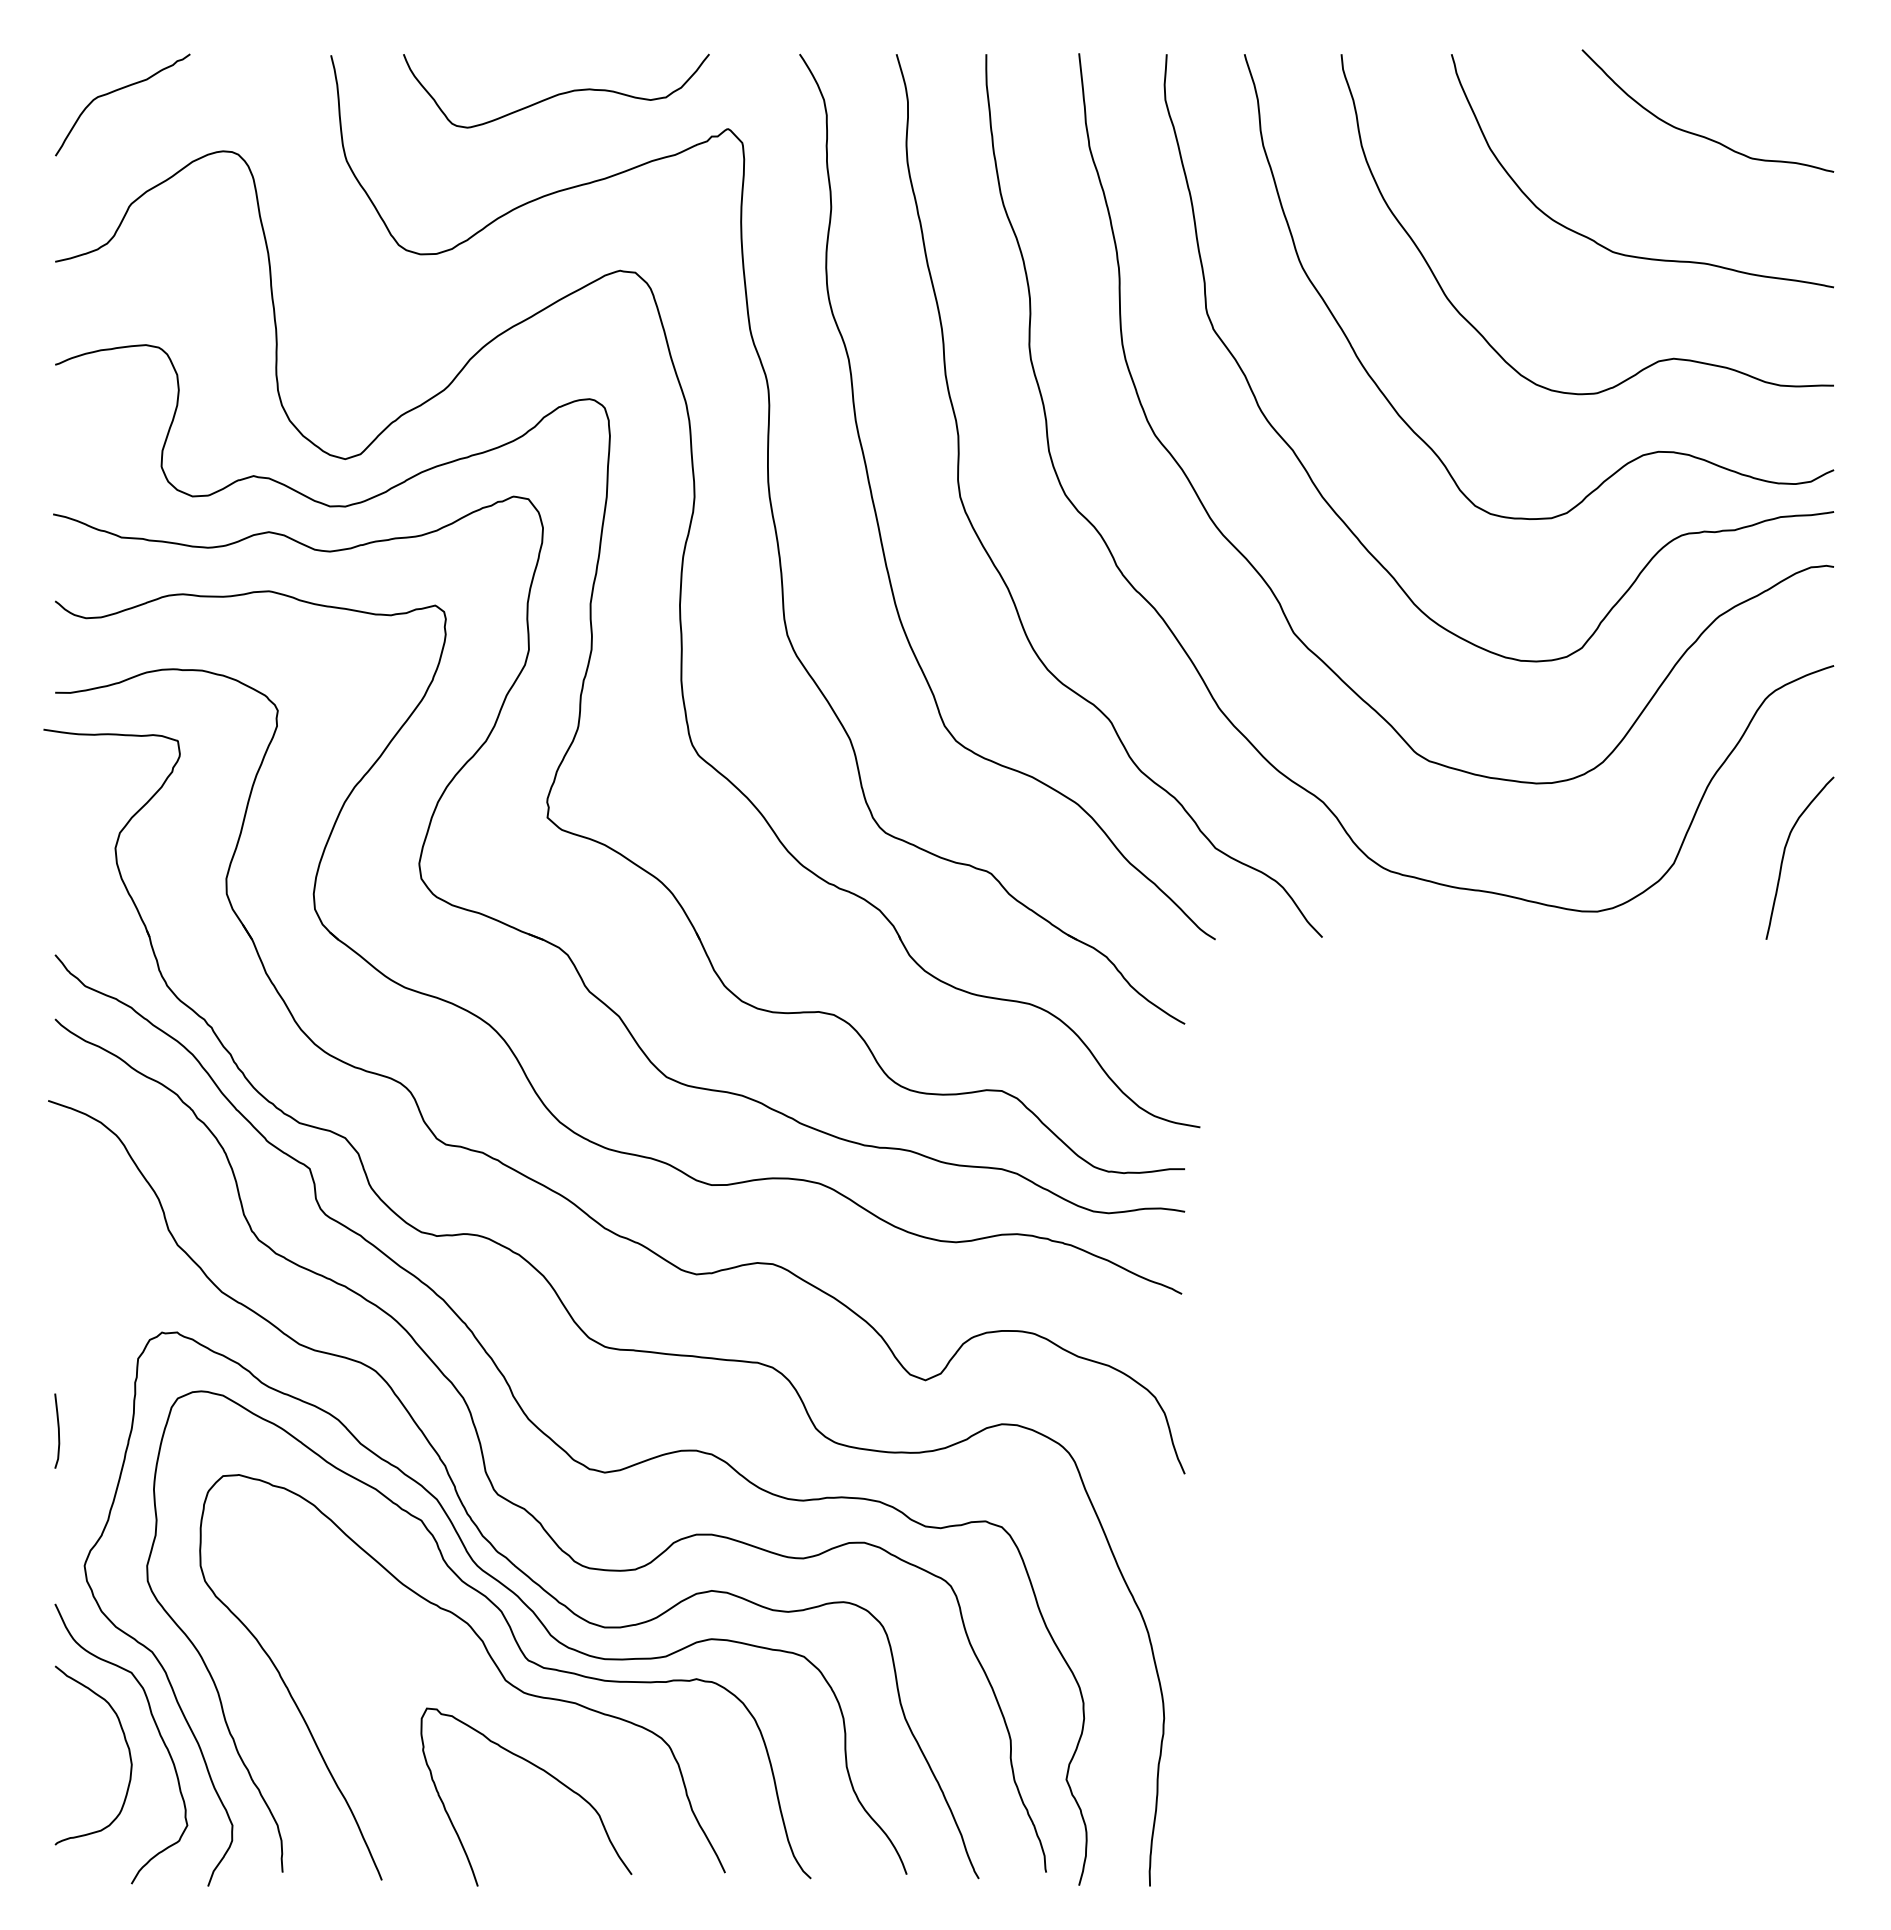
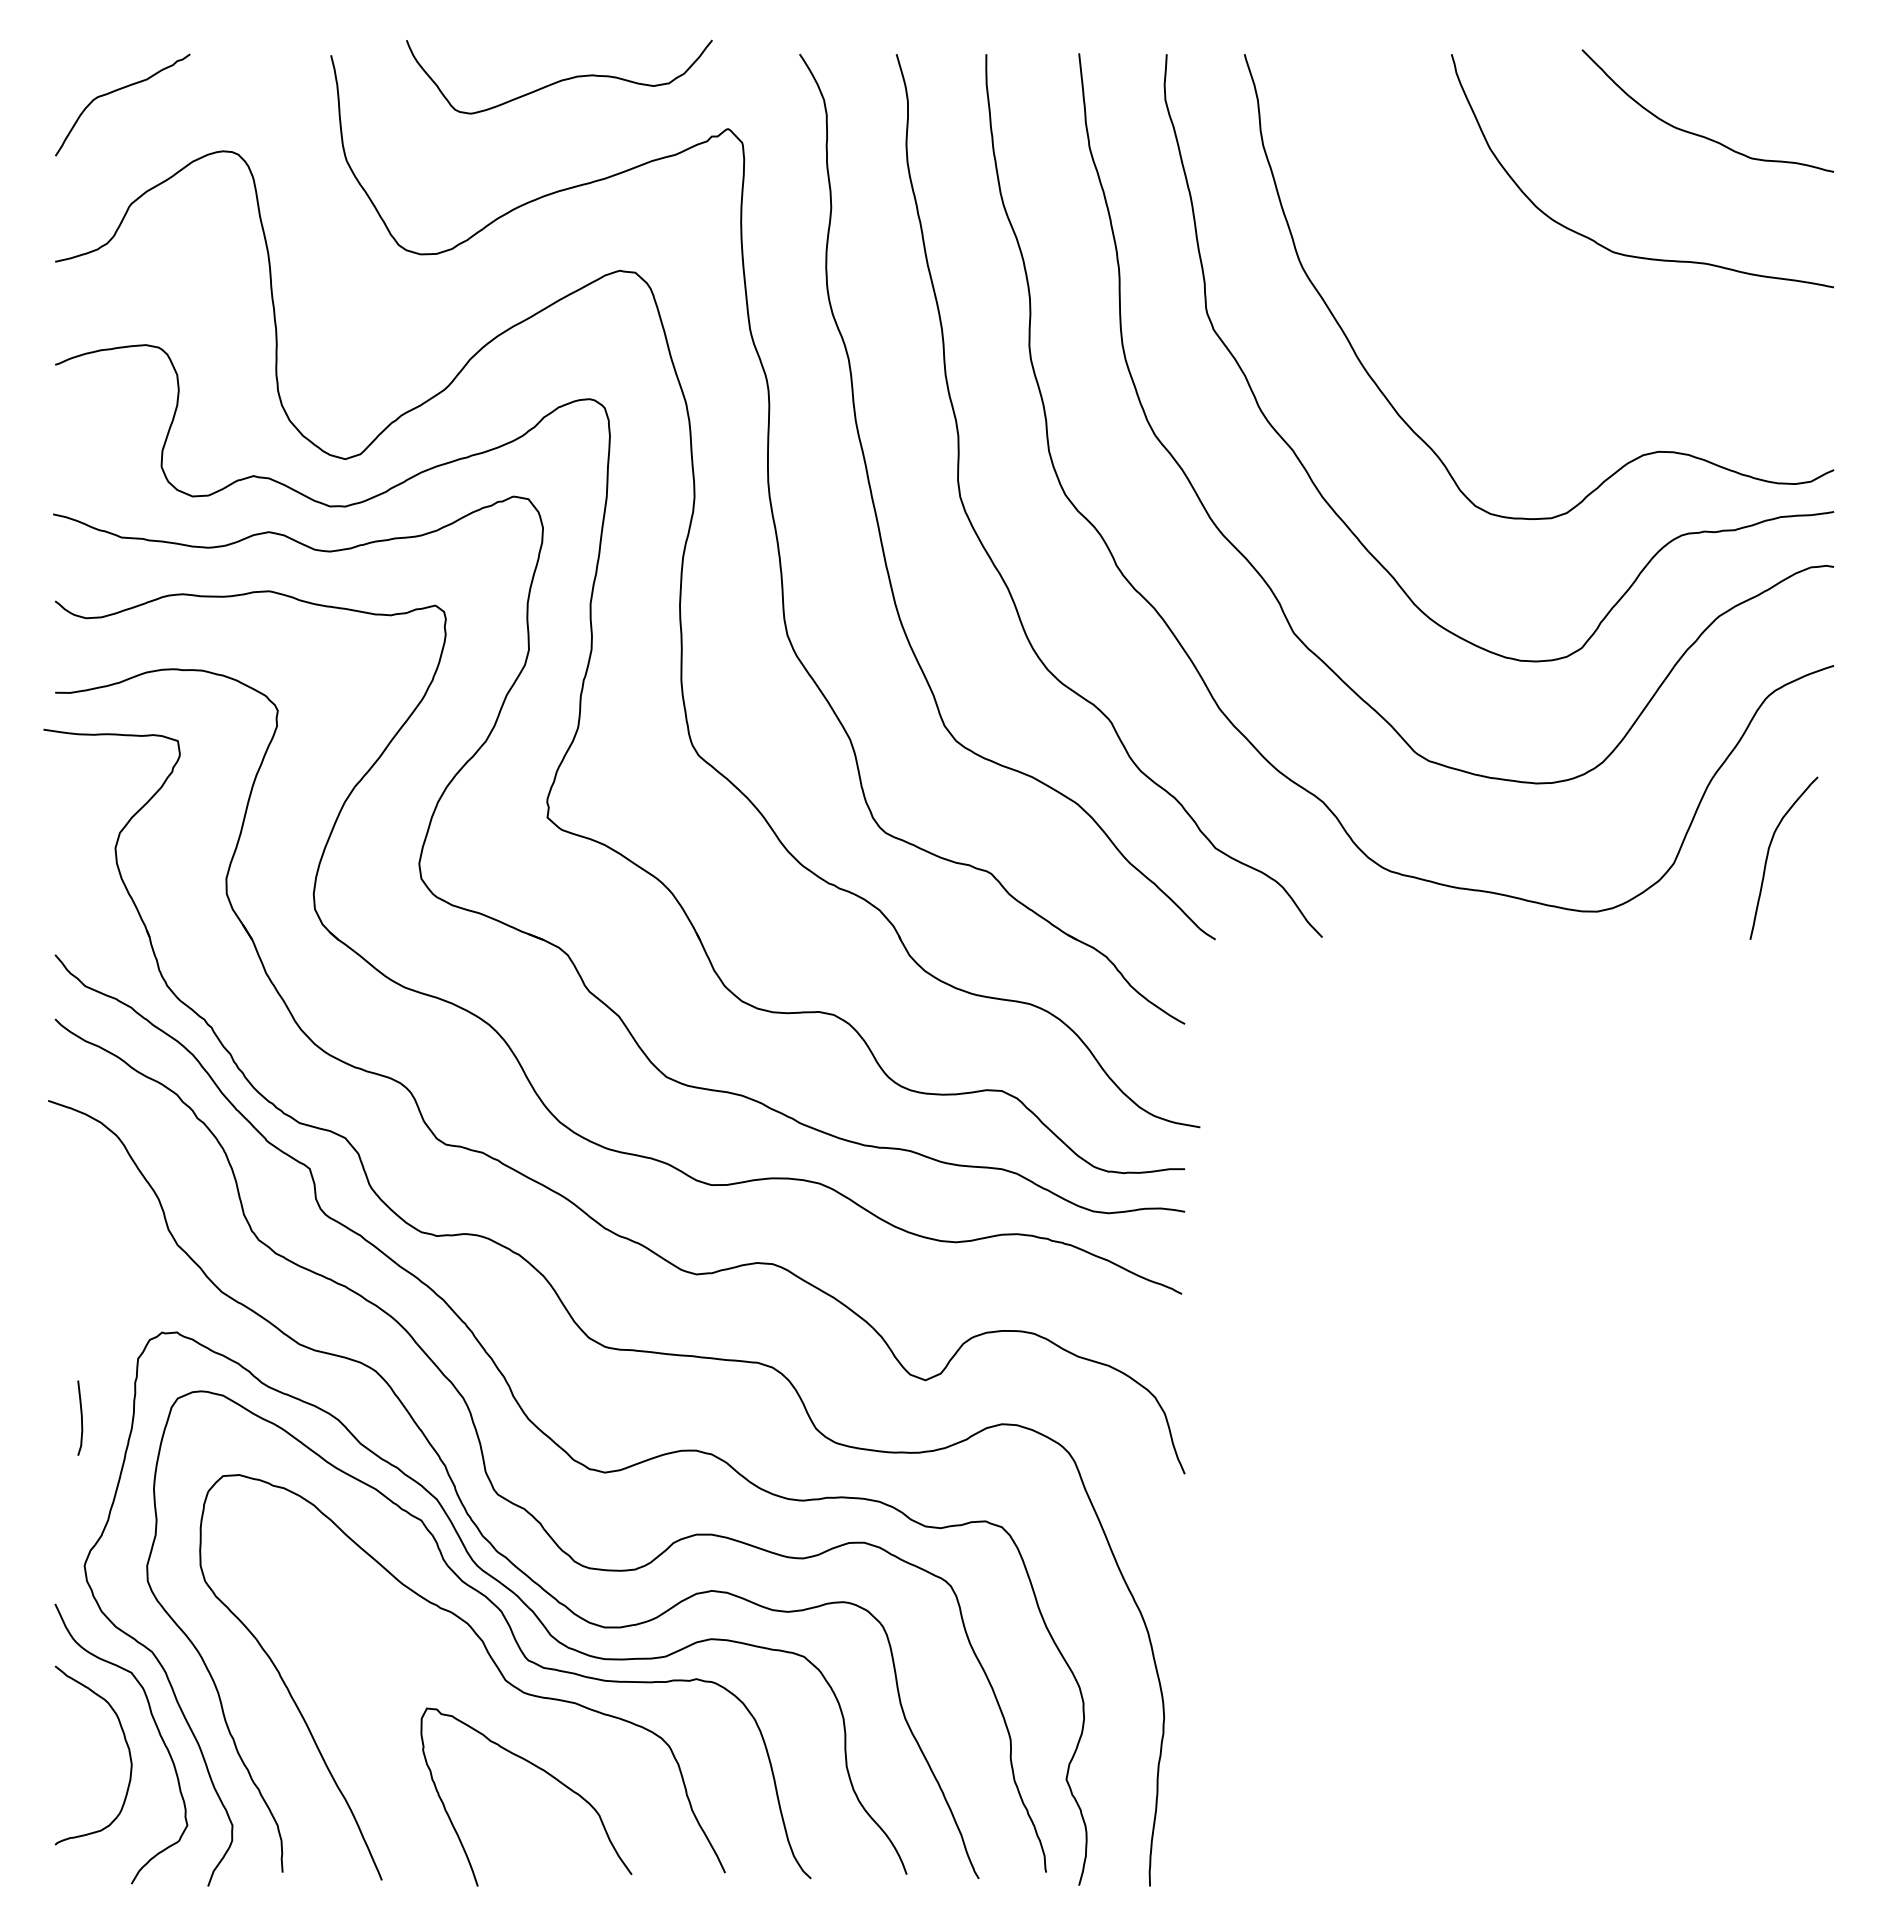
curve position: (558, 93) -> (561, 79) (561, 79)
curve: present -> none (1479, 331)
curve position: (1784, 856) -> (1768, 856) (1768, 856)
curve position: (58, 1430) -> (81, 1417) (81, 1417)
